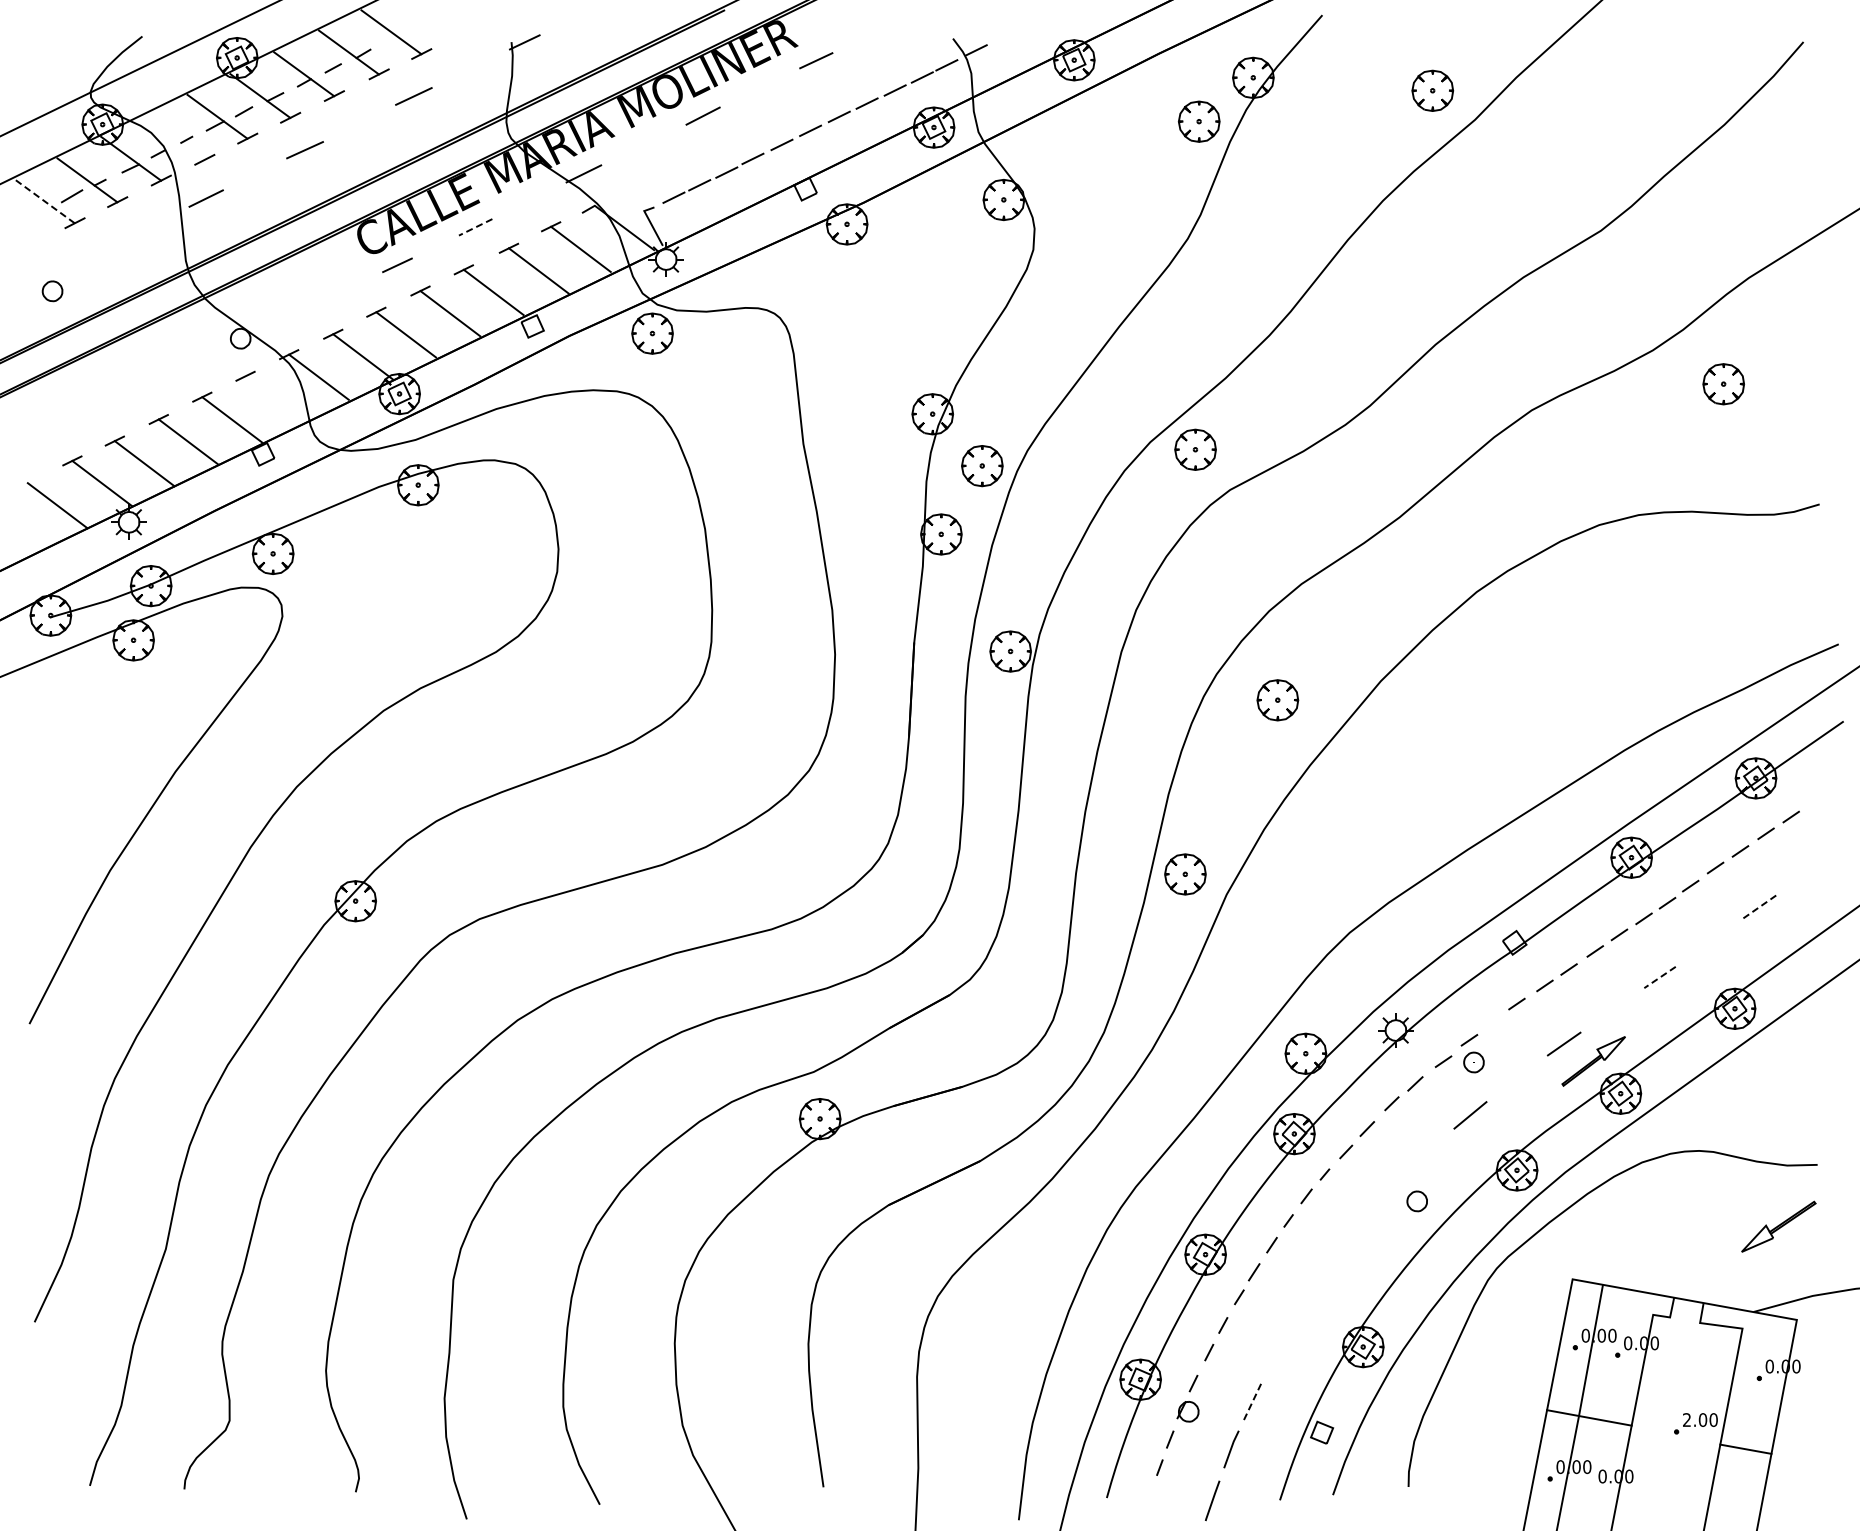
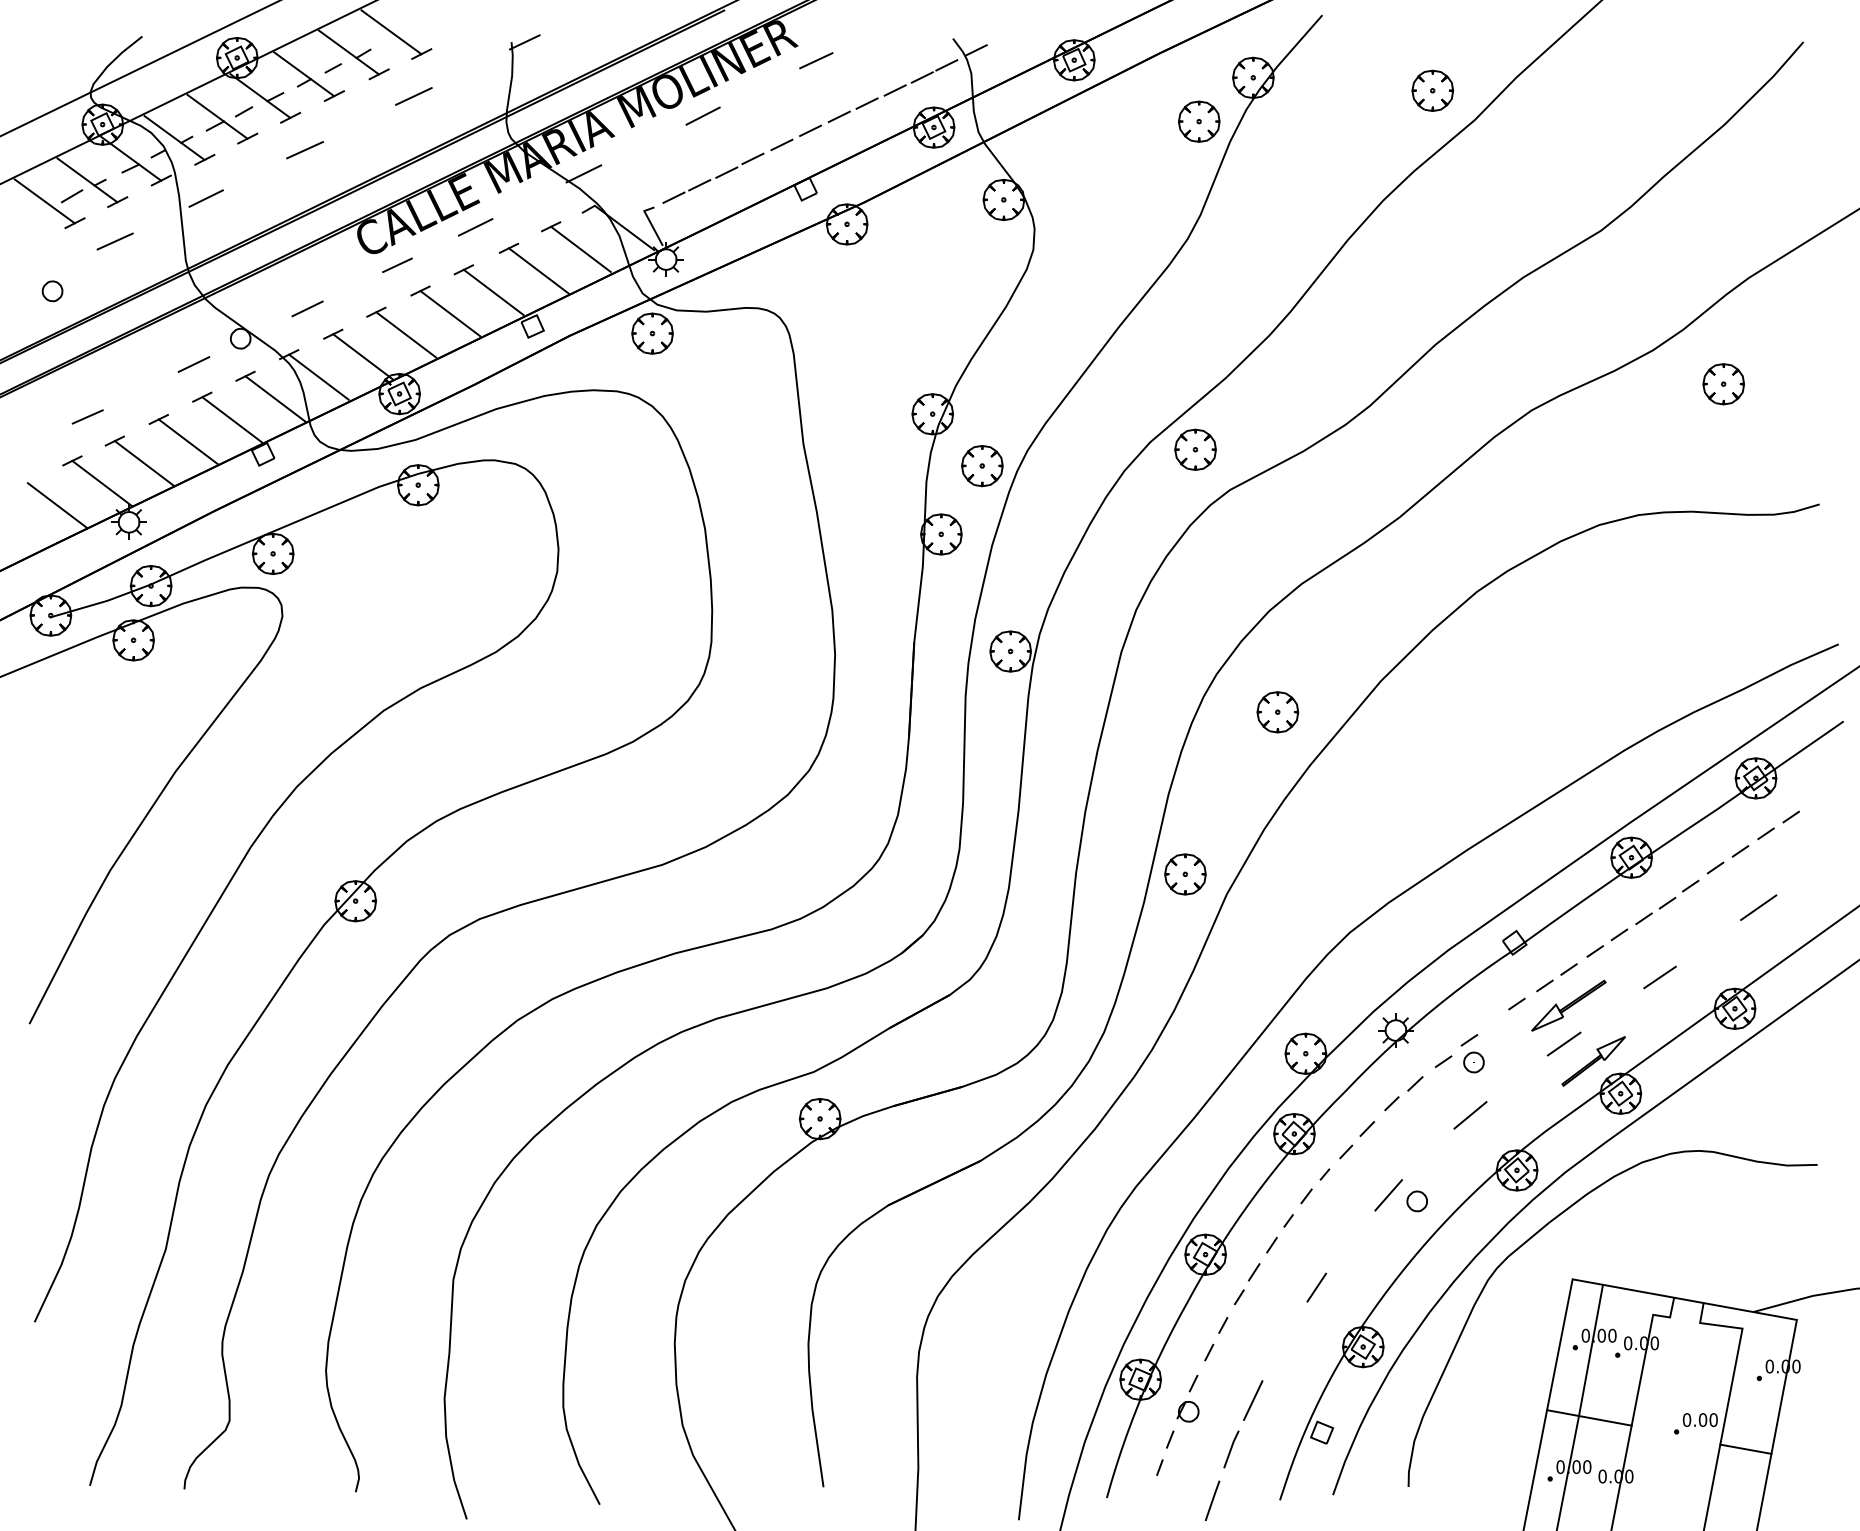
line: none -> present (174, 137)
line: dashed -> solid (44, 201)
line: dashed -> solid (475, 227)
line: none -> present (114, 241)
line: none -> present (307, 308)
line: none -> present (193, 364)
line: none -> present (275, 398)
line: none -> present (87, 416)
part position: (1277, 700) -> (1277, 712) (1277, 712)
line: dashed -> solid (1758, 908)
line: dashed -> solid (1659, 977)
line: none -> present (1388, 1195)
part position: (1778, 1226) -> (1568, 1005) (1568, 1005)
line: none -> present (1316, 1287)
line: dashed -> solid (1253, 1400)
text: 2.00 -> 0.00 (1686, 1419)
